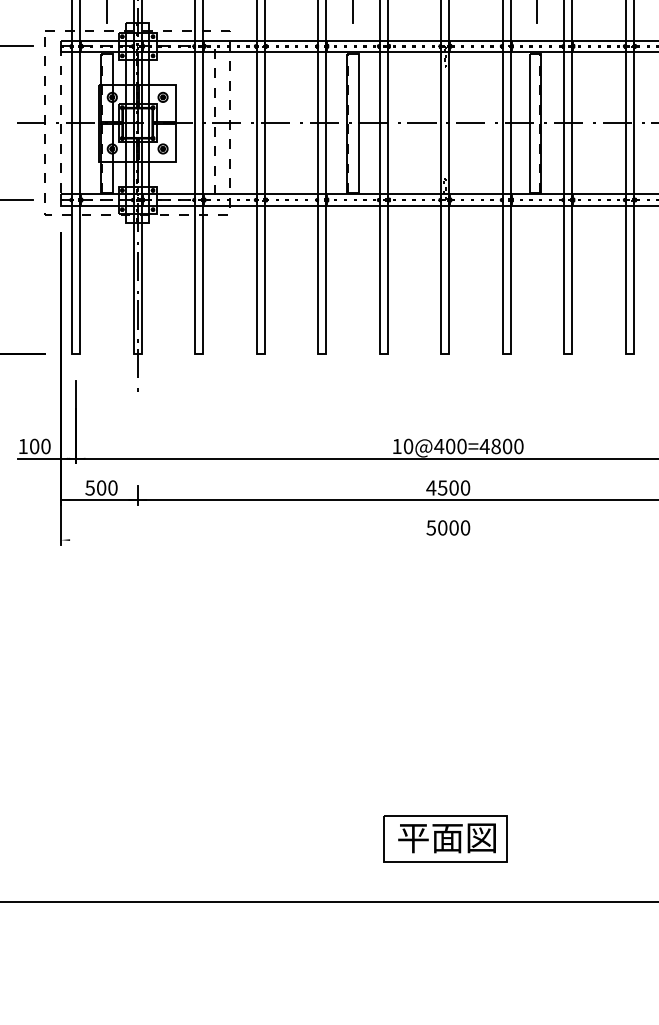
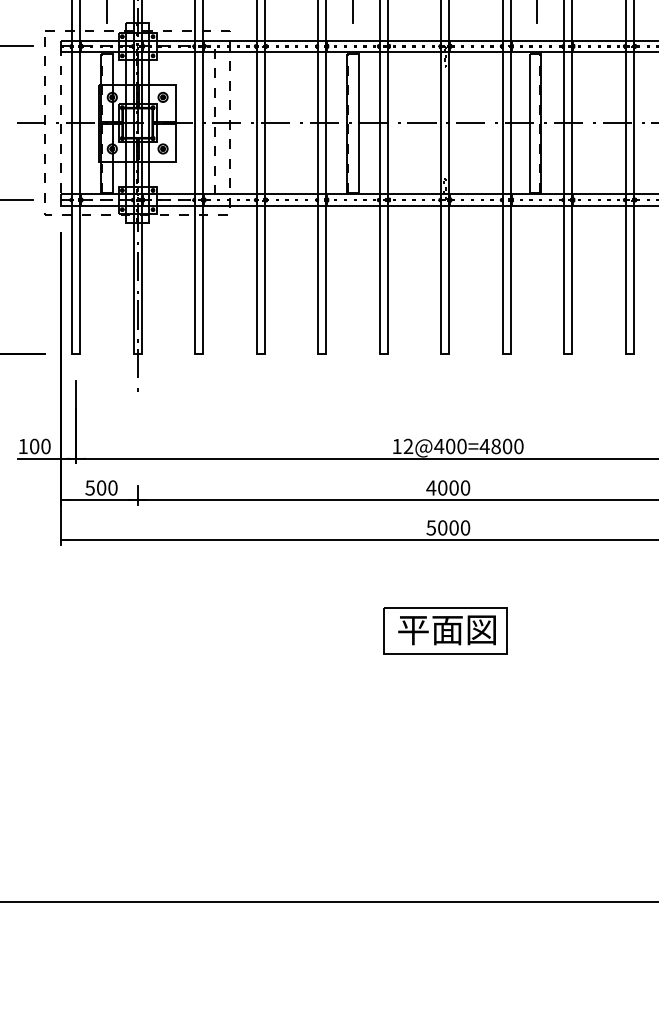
text: 10@400=4800 -> 12@400=4800 (408, 446)
text: 4500 -> 4000 (442, 487)
line: none -> present (357, 540)
part position: (445, 838) -> (445, 630) (445, 630)
